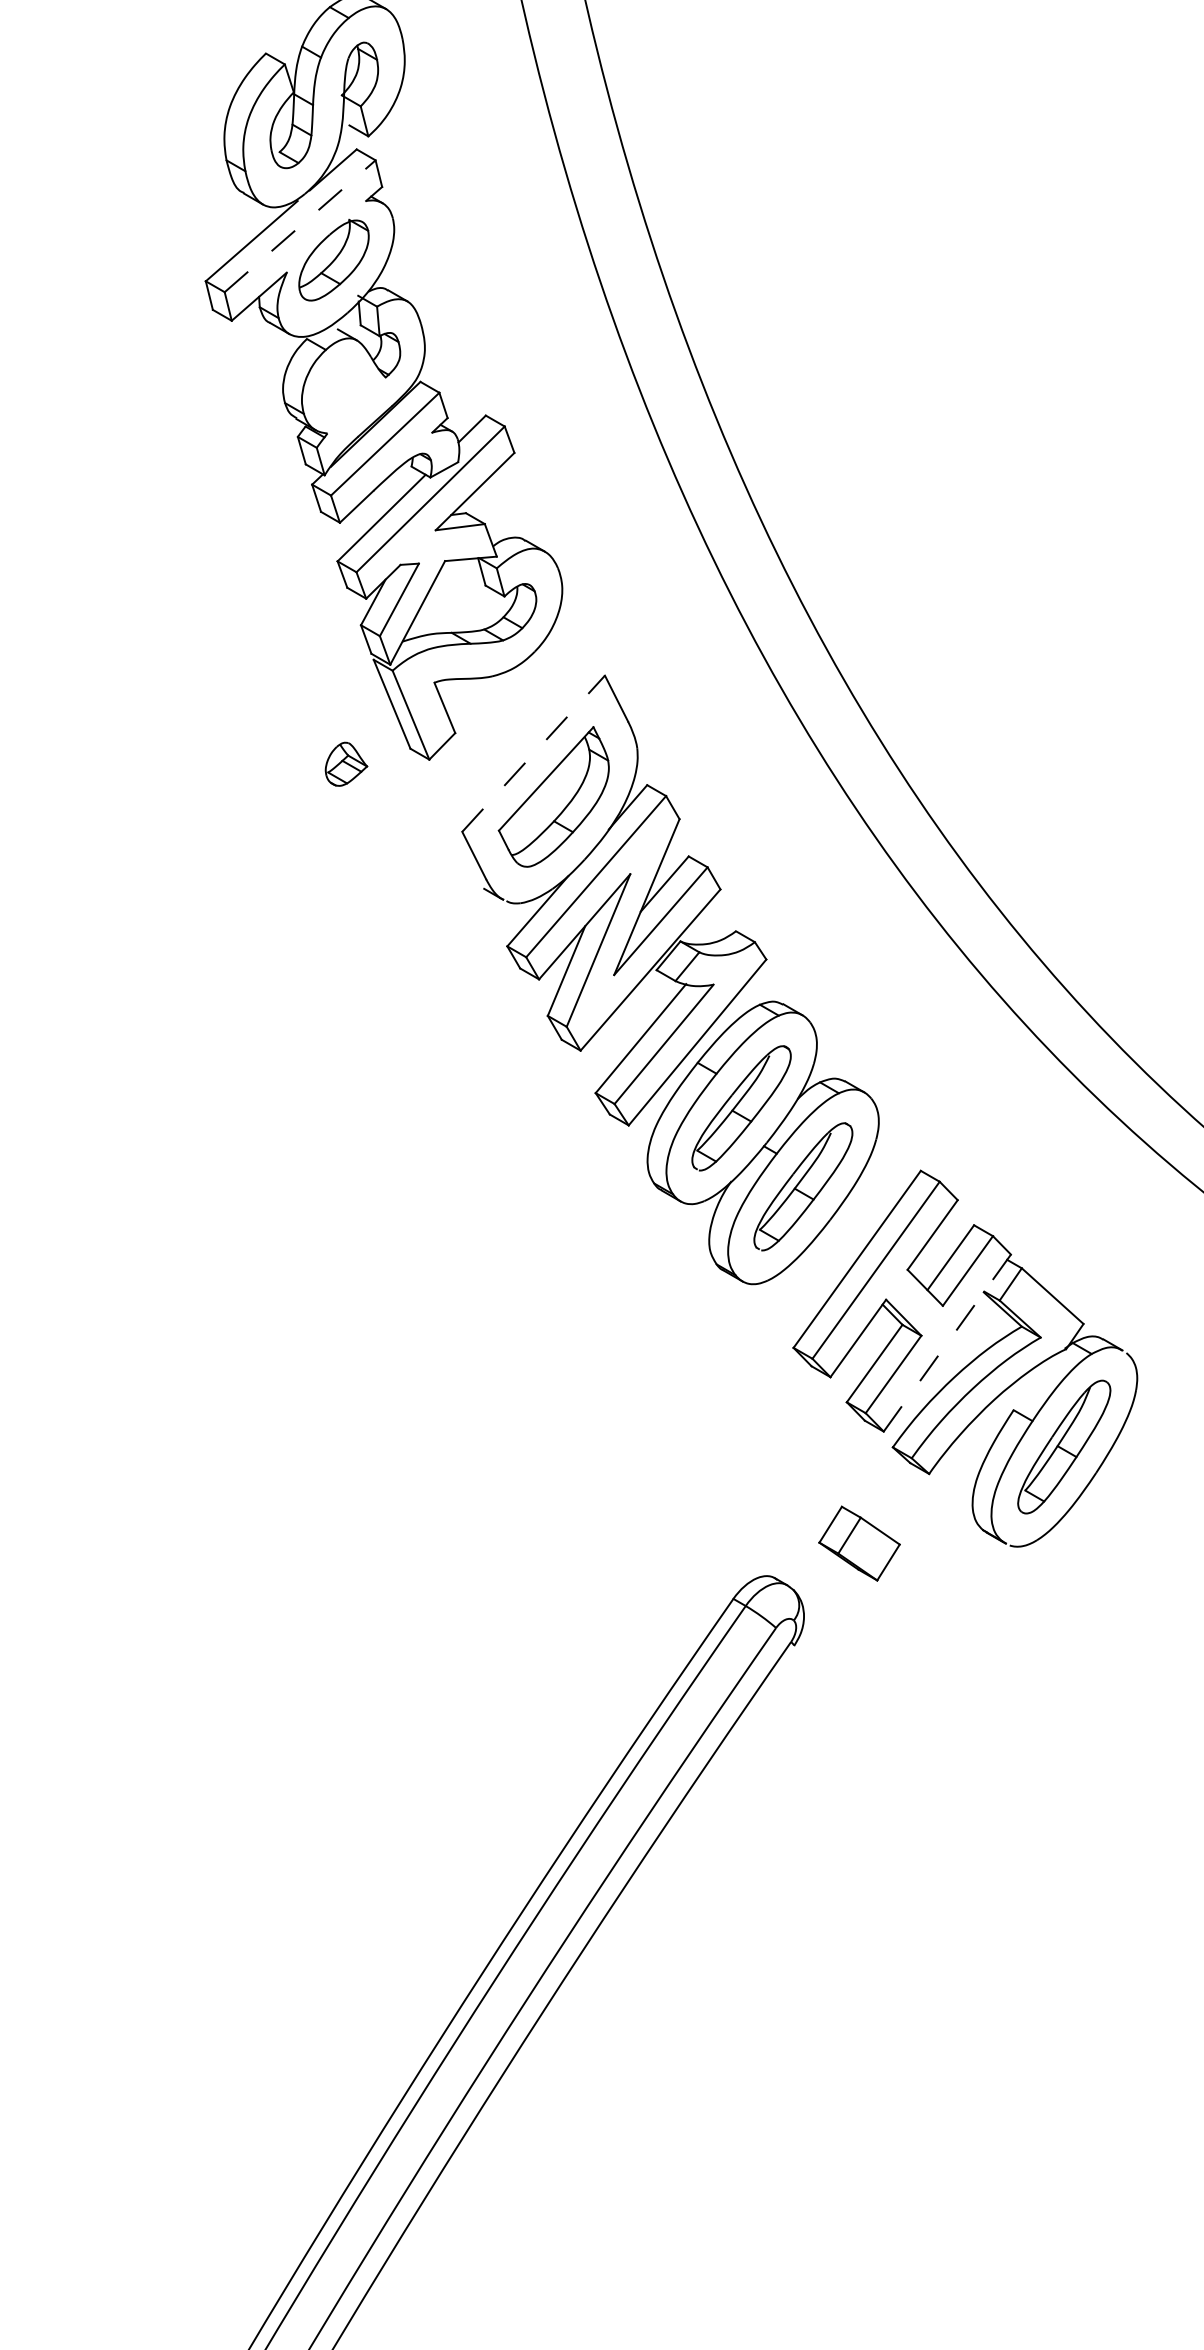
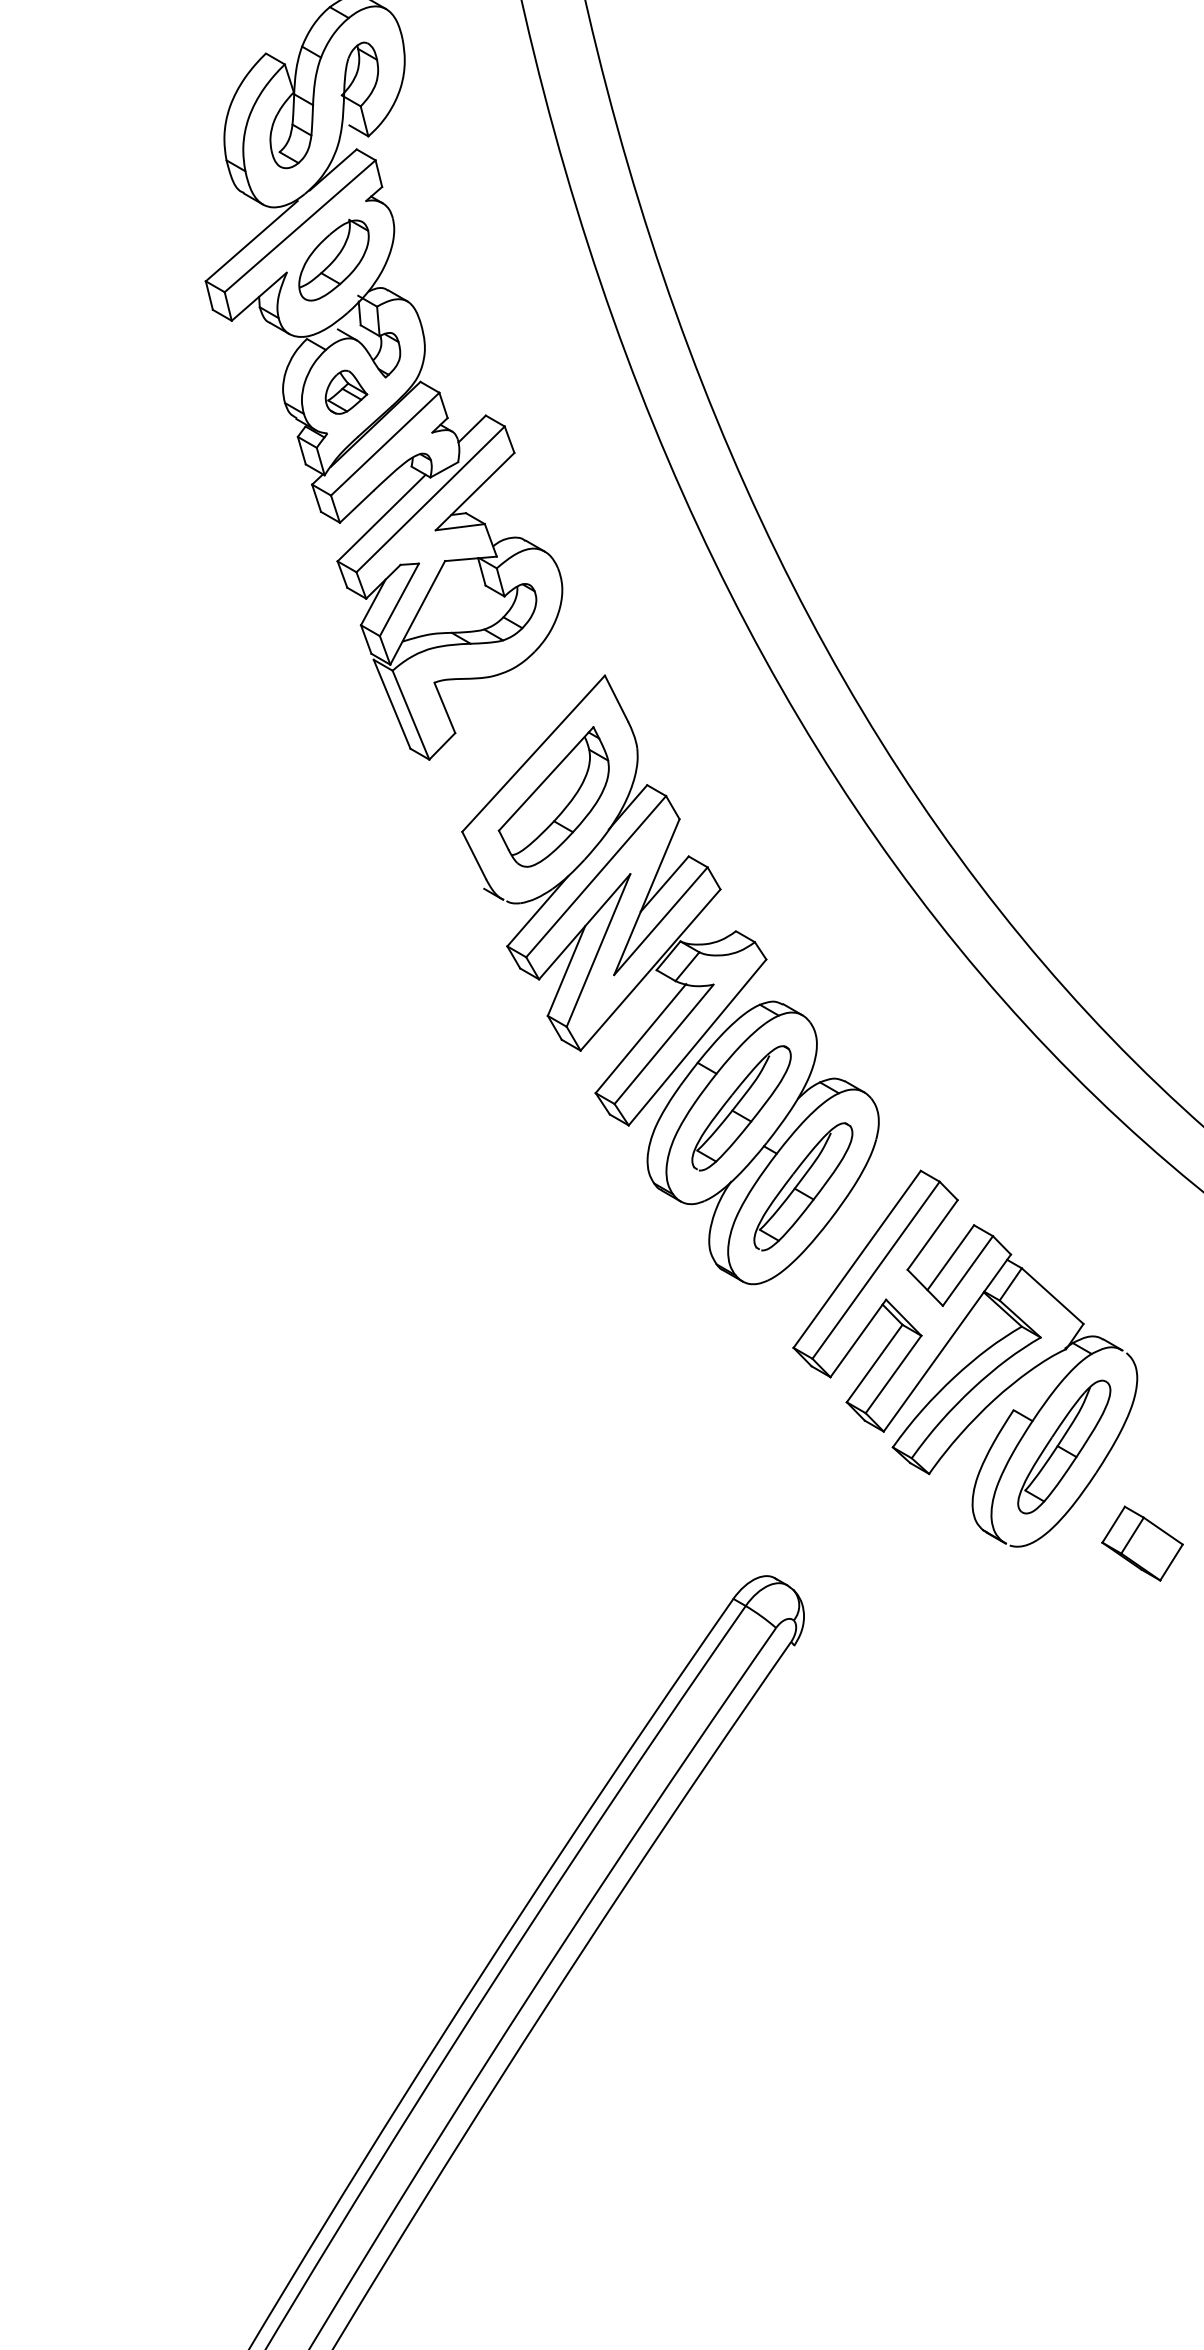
line: dashed -> solid (300, 225)
line: dashed -> solid (533, 753)
part position: (346, 763) -> (346, 391) (346, 391)
line: dashed -> solid (947, 1343)
part position: (859, 1543) -> (1142, 1543) (1142, 1543)
